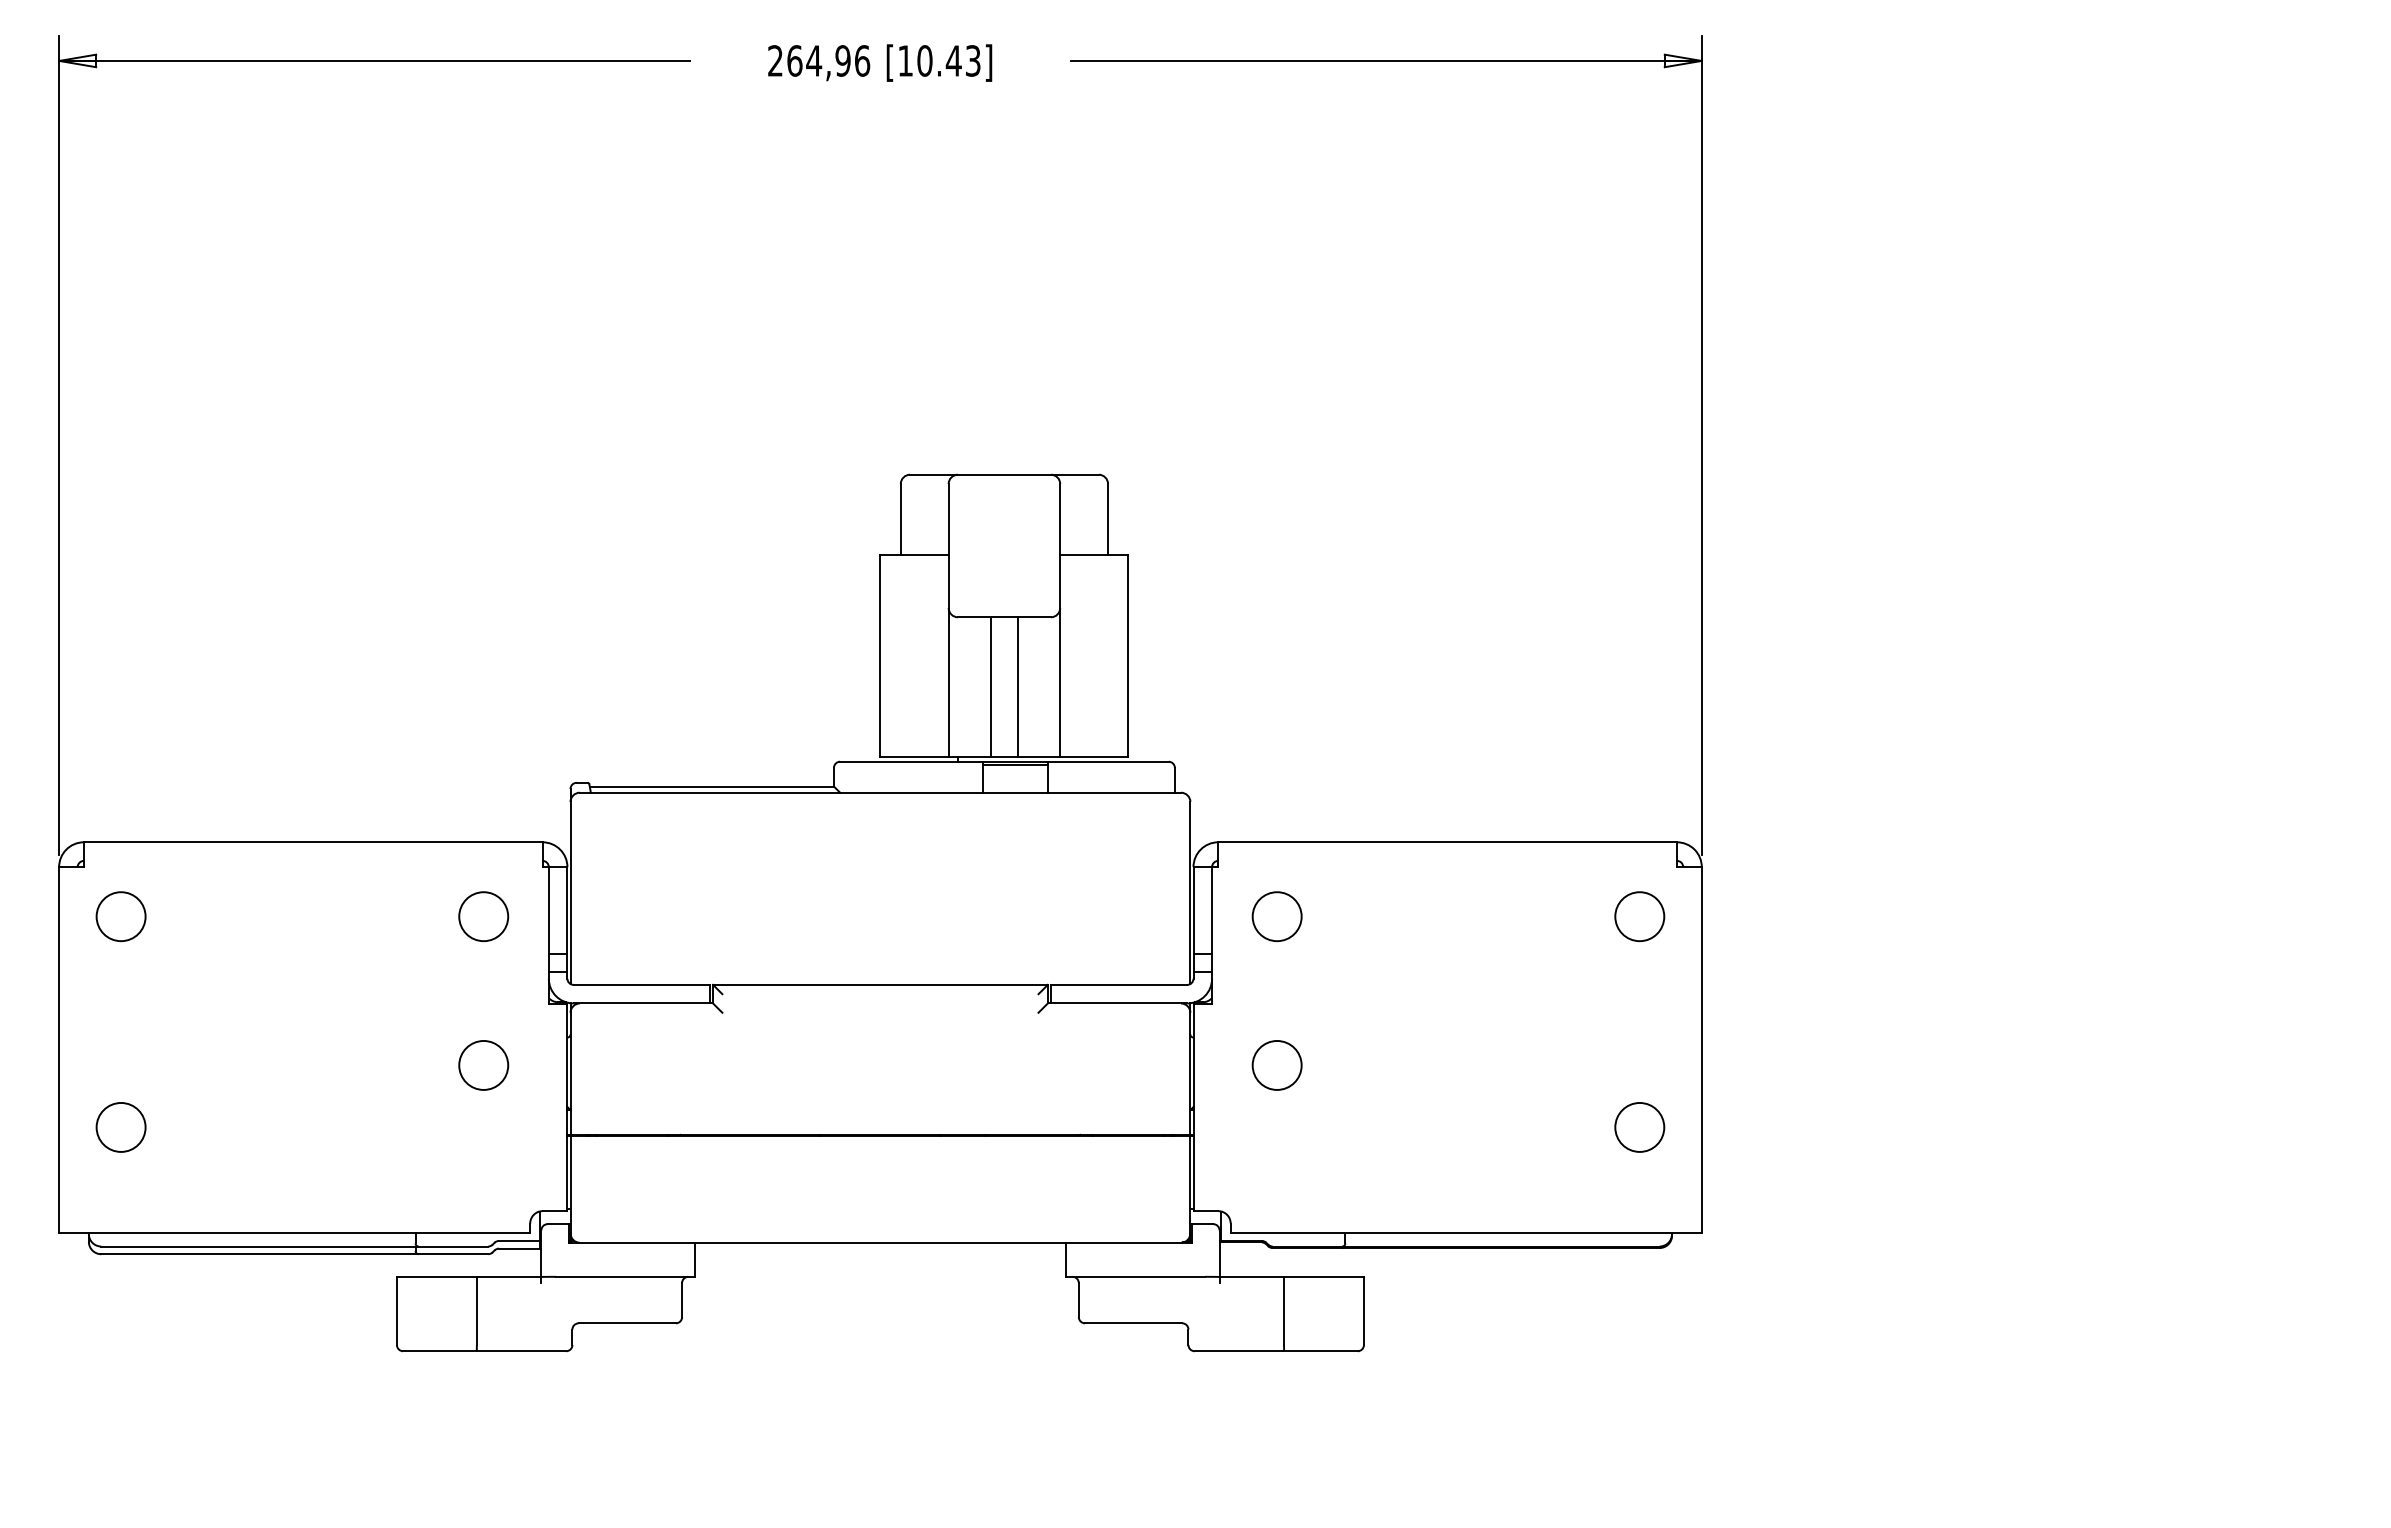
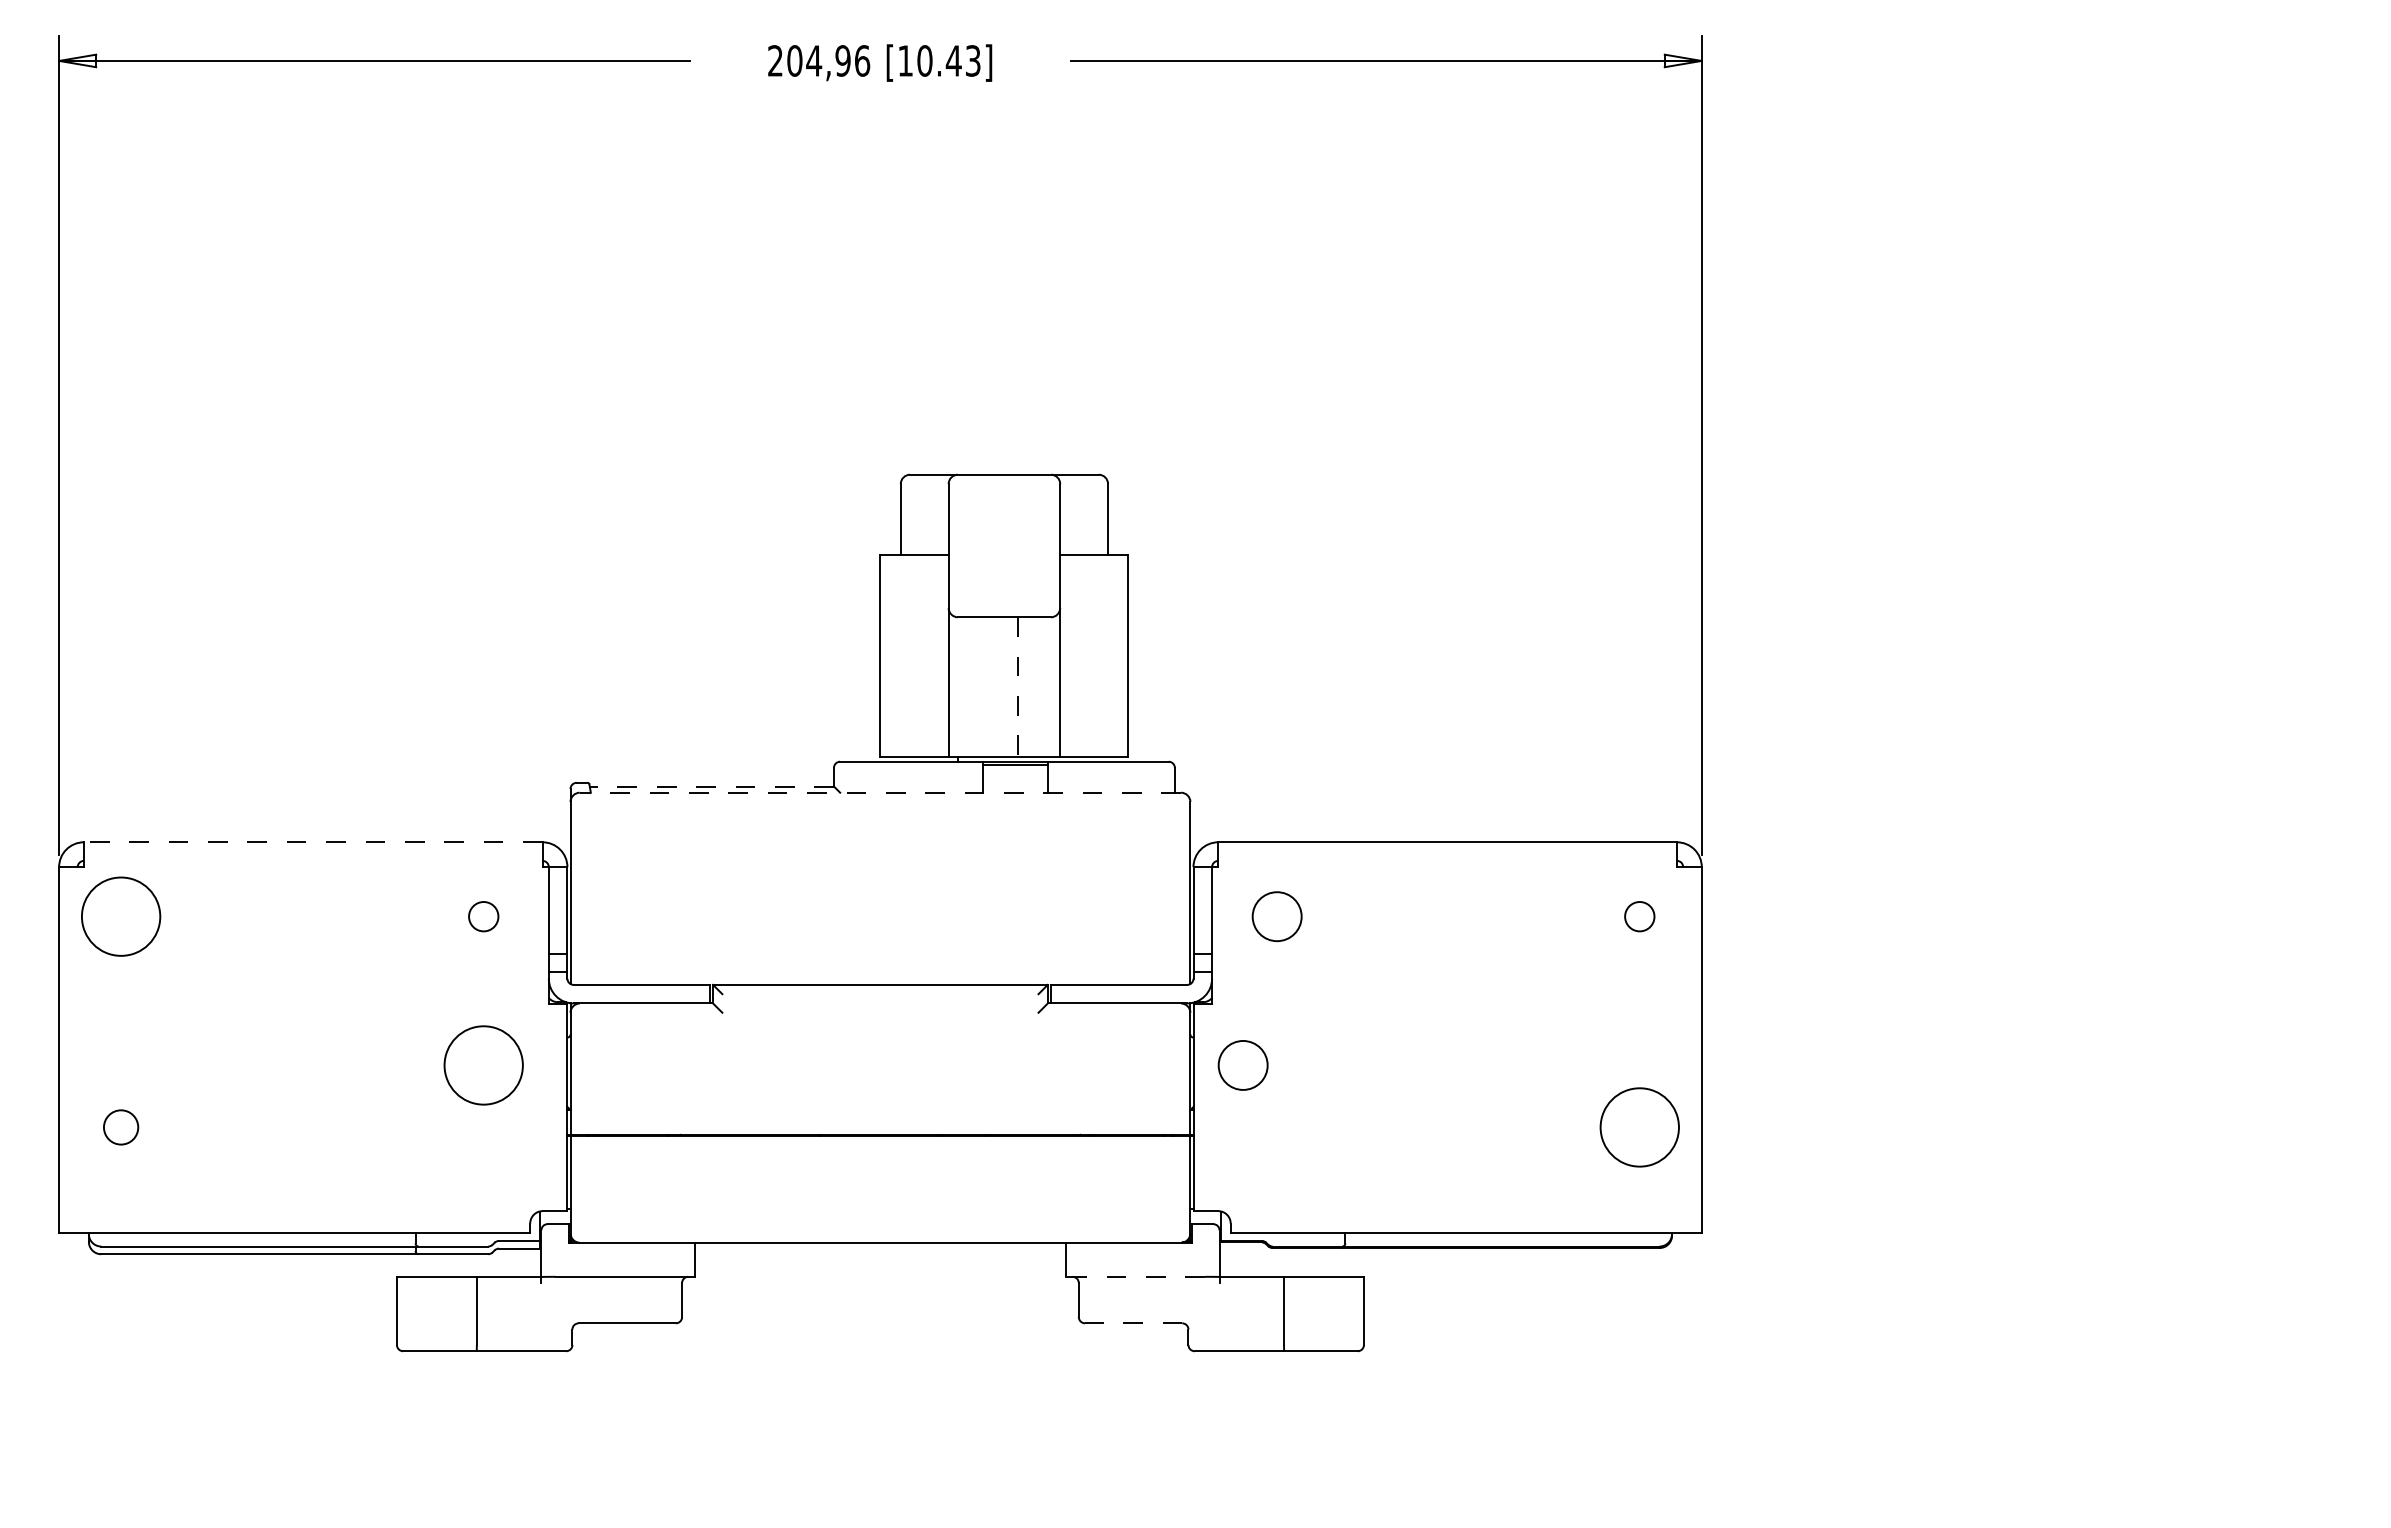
text: 264,96 -> 204,96 (794, 60)
line: present -> none (990, 686)
line: solid -> dashed (1018, 687)
line: solid -> dashed (711, 786)
line: solid -> dashed (880, 792)
line: solid -> dashed (312, 842)
circle diameter: 49 px -> 78 px (120, 916)
circle diameter: 49 px -> 29 px (483, 916)
circle diameter: 49 px -> 29 px (1639, 916)
circle diameter: 49 px -> 78 px (483, 1065)
circle position: (1276, 1065) -> (1242, 1065) (1242, 1065)
circle diameter: 49 px -> 34 px (120, 1127)
circle diameter: 49 px -> 78 px (1639, 1127)
line: solid -> dashed (1135, 1276)
line: solid -> dashed (1133, 1323)
